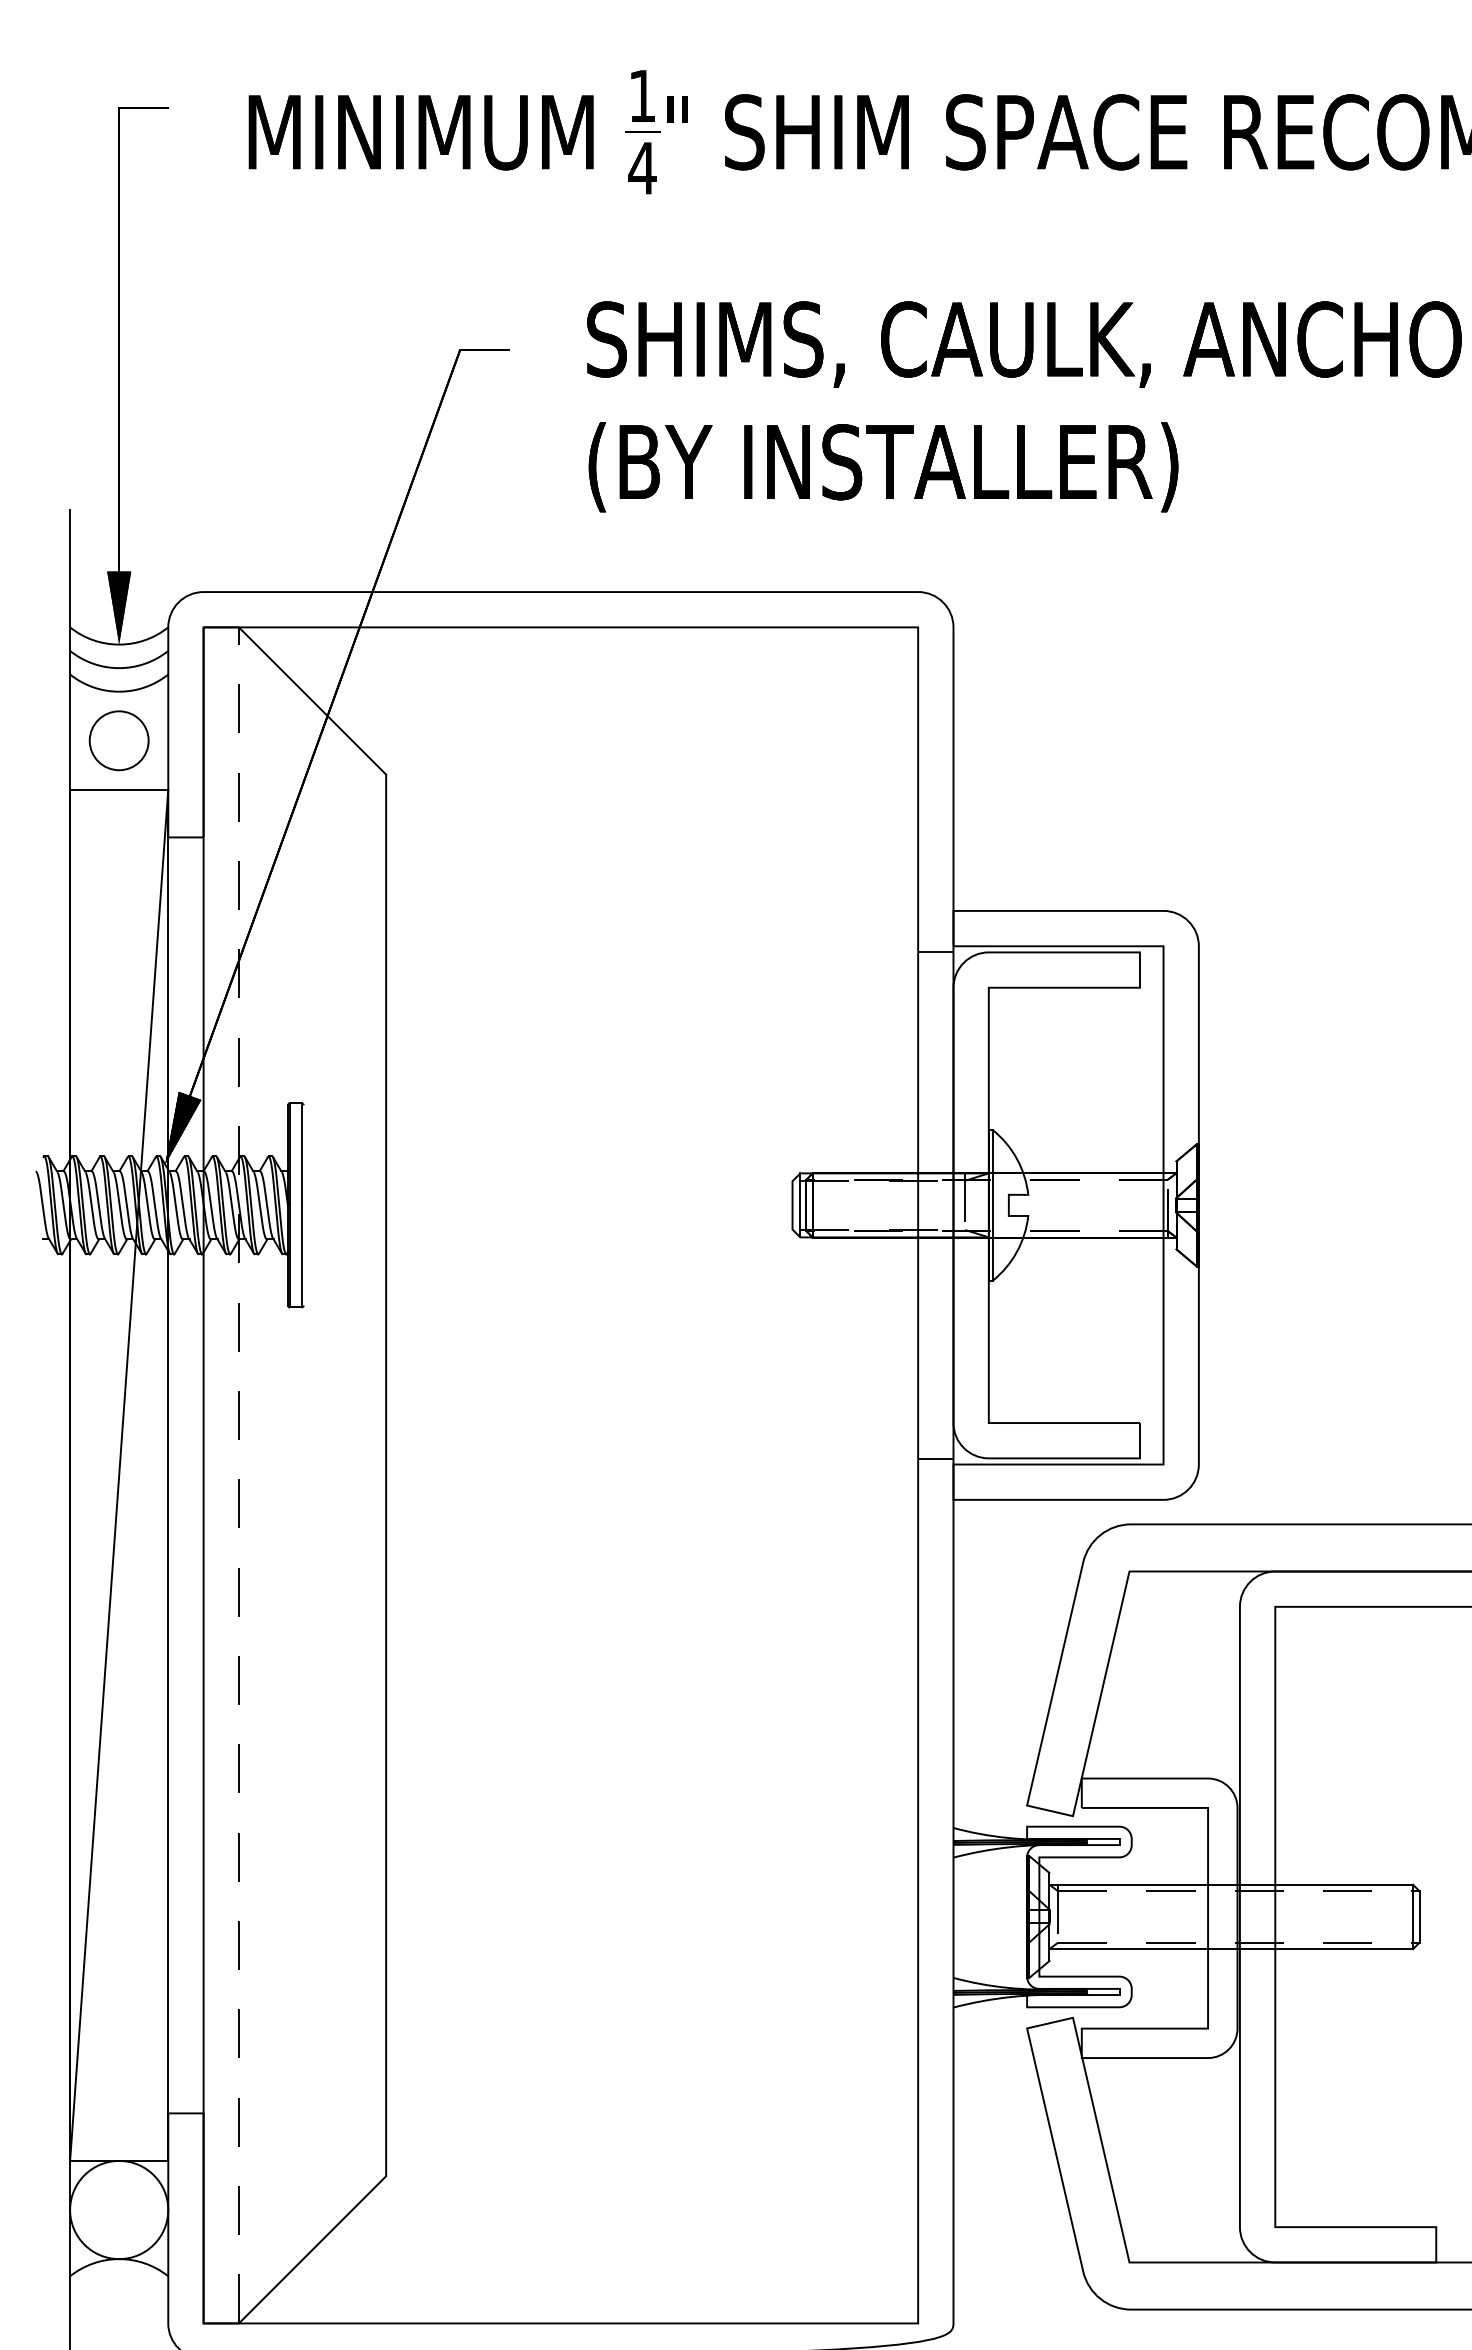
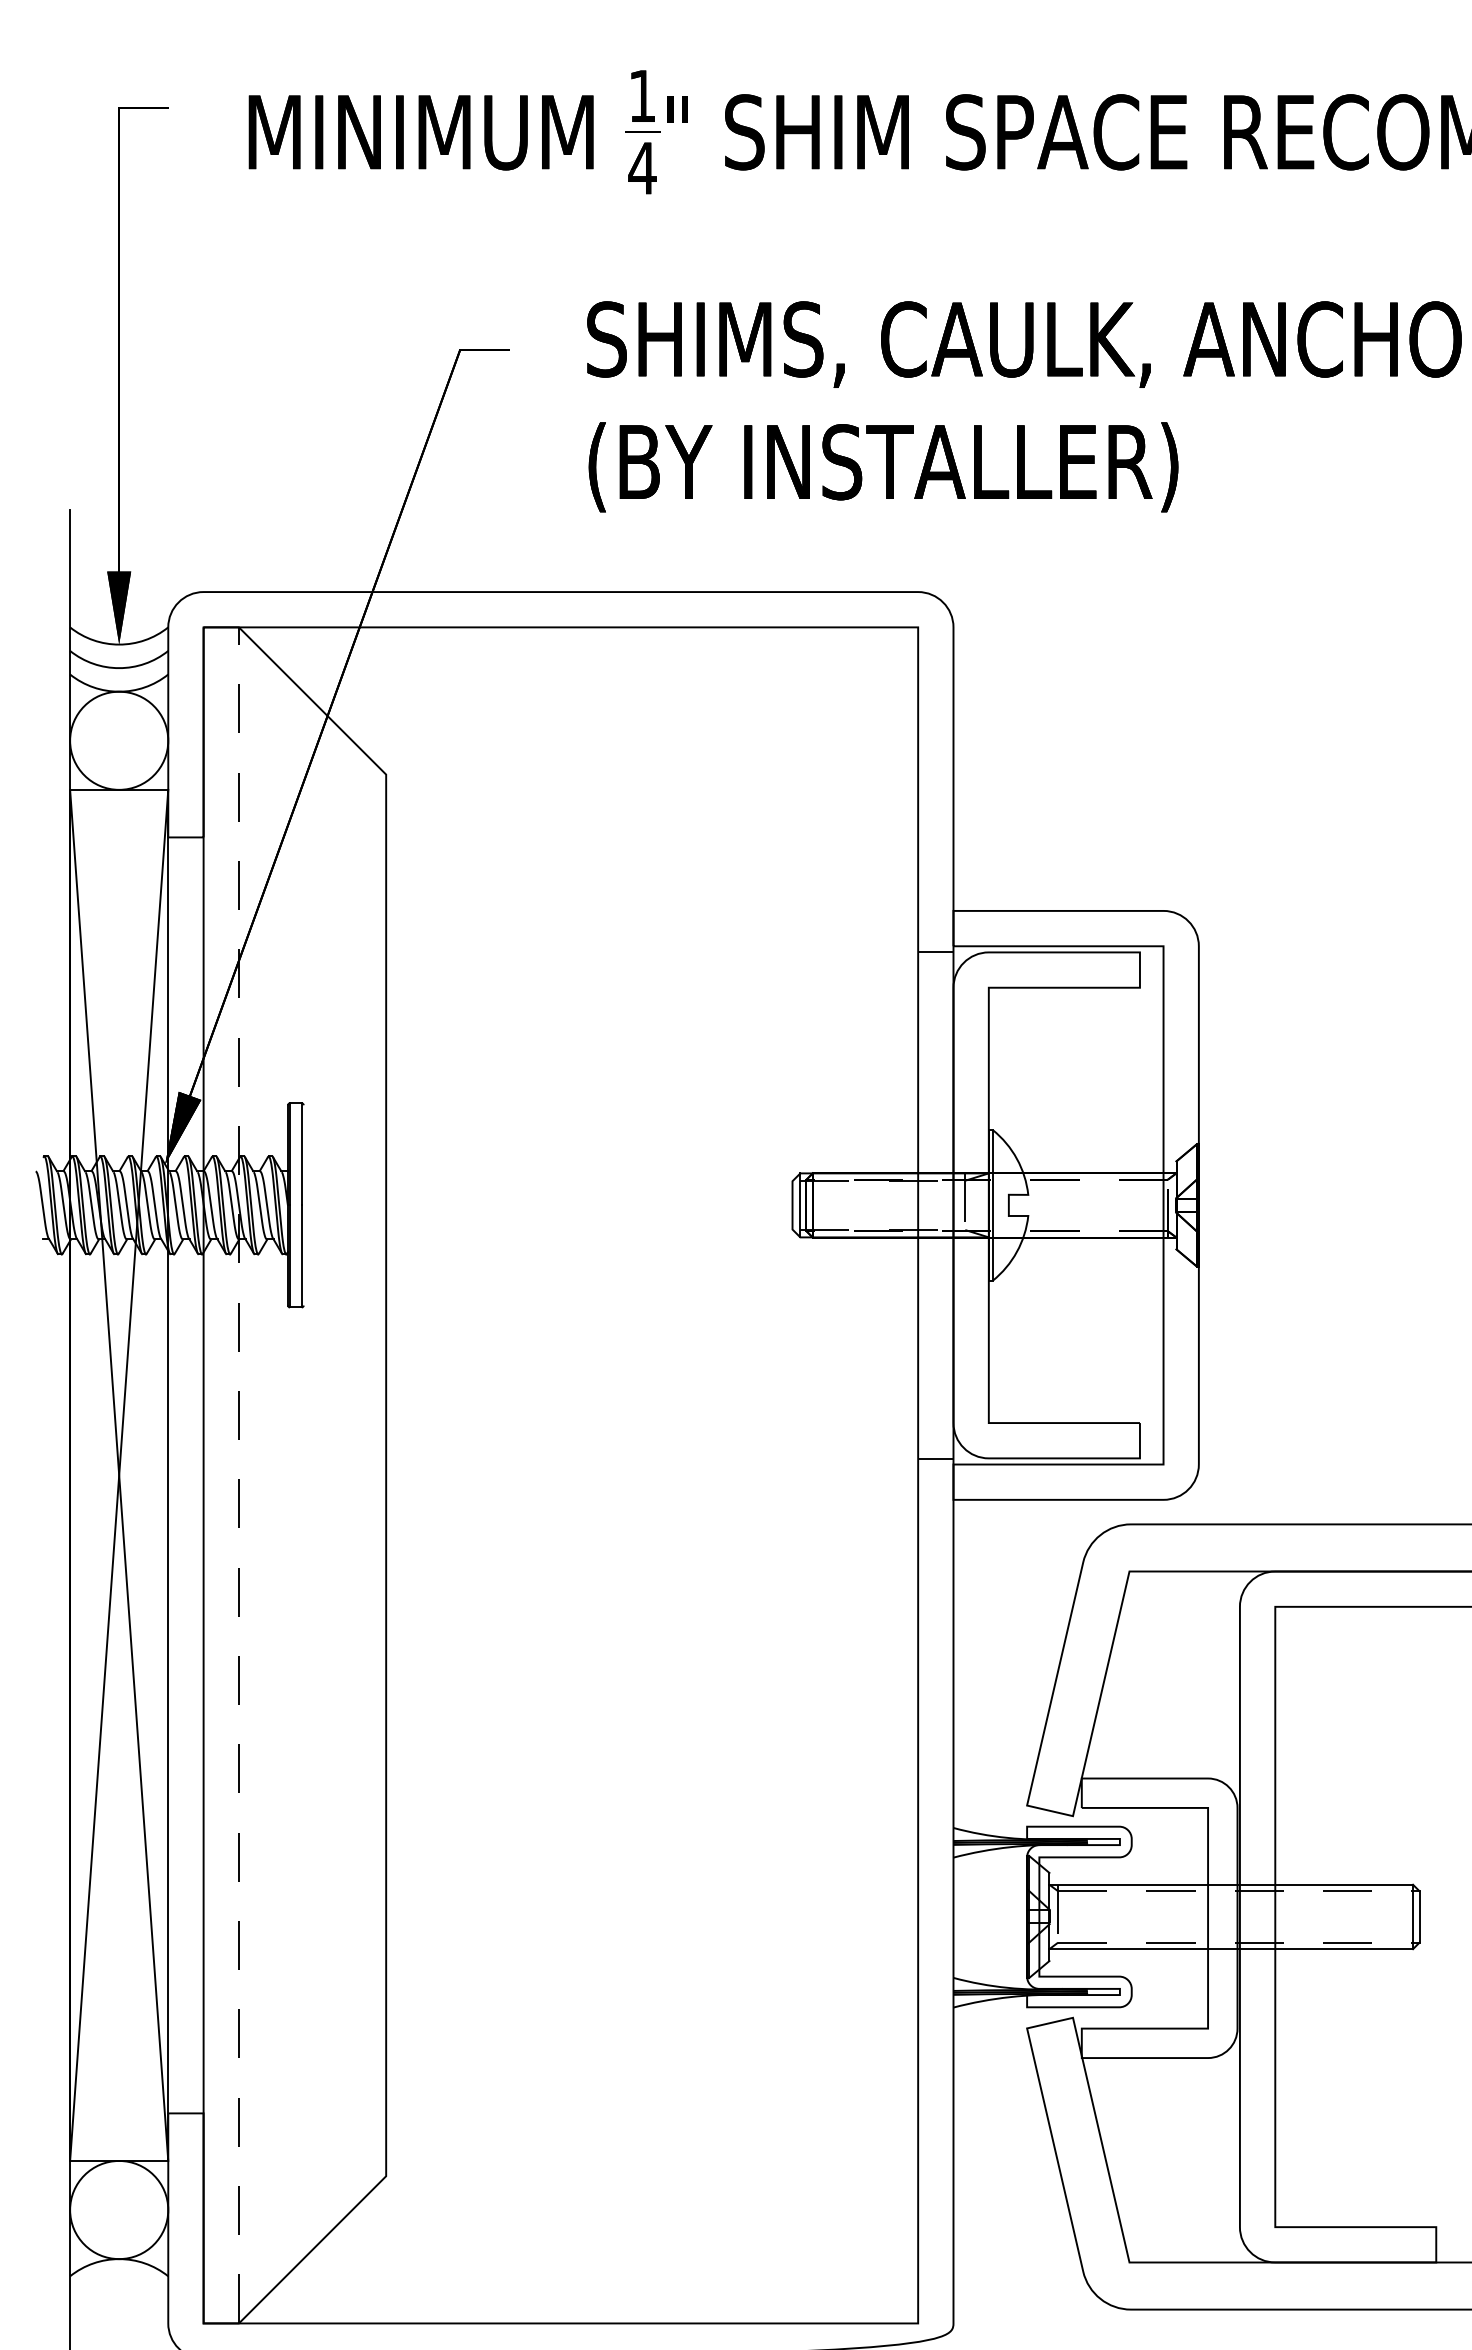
circle diameter: 59 px -> 98 px (119, 740)
line: none -> present (119, 1474)
